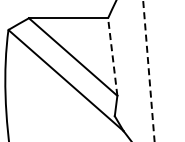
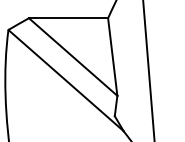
line: dashed -> solid (112, 56)
line: dashed -> solid (148, 71)
